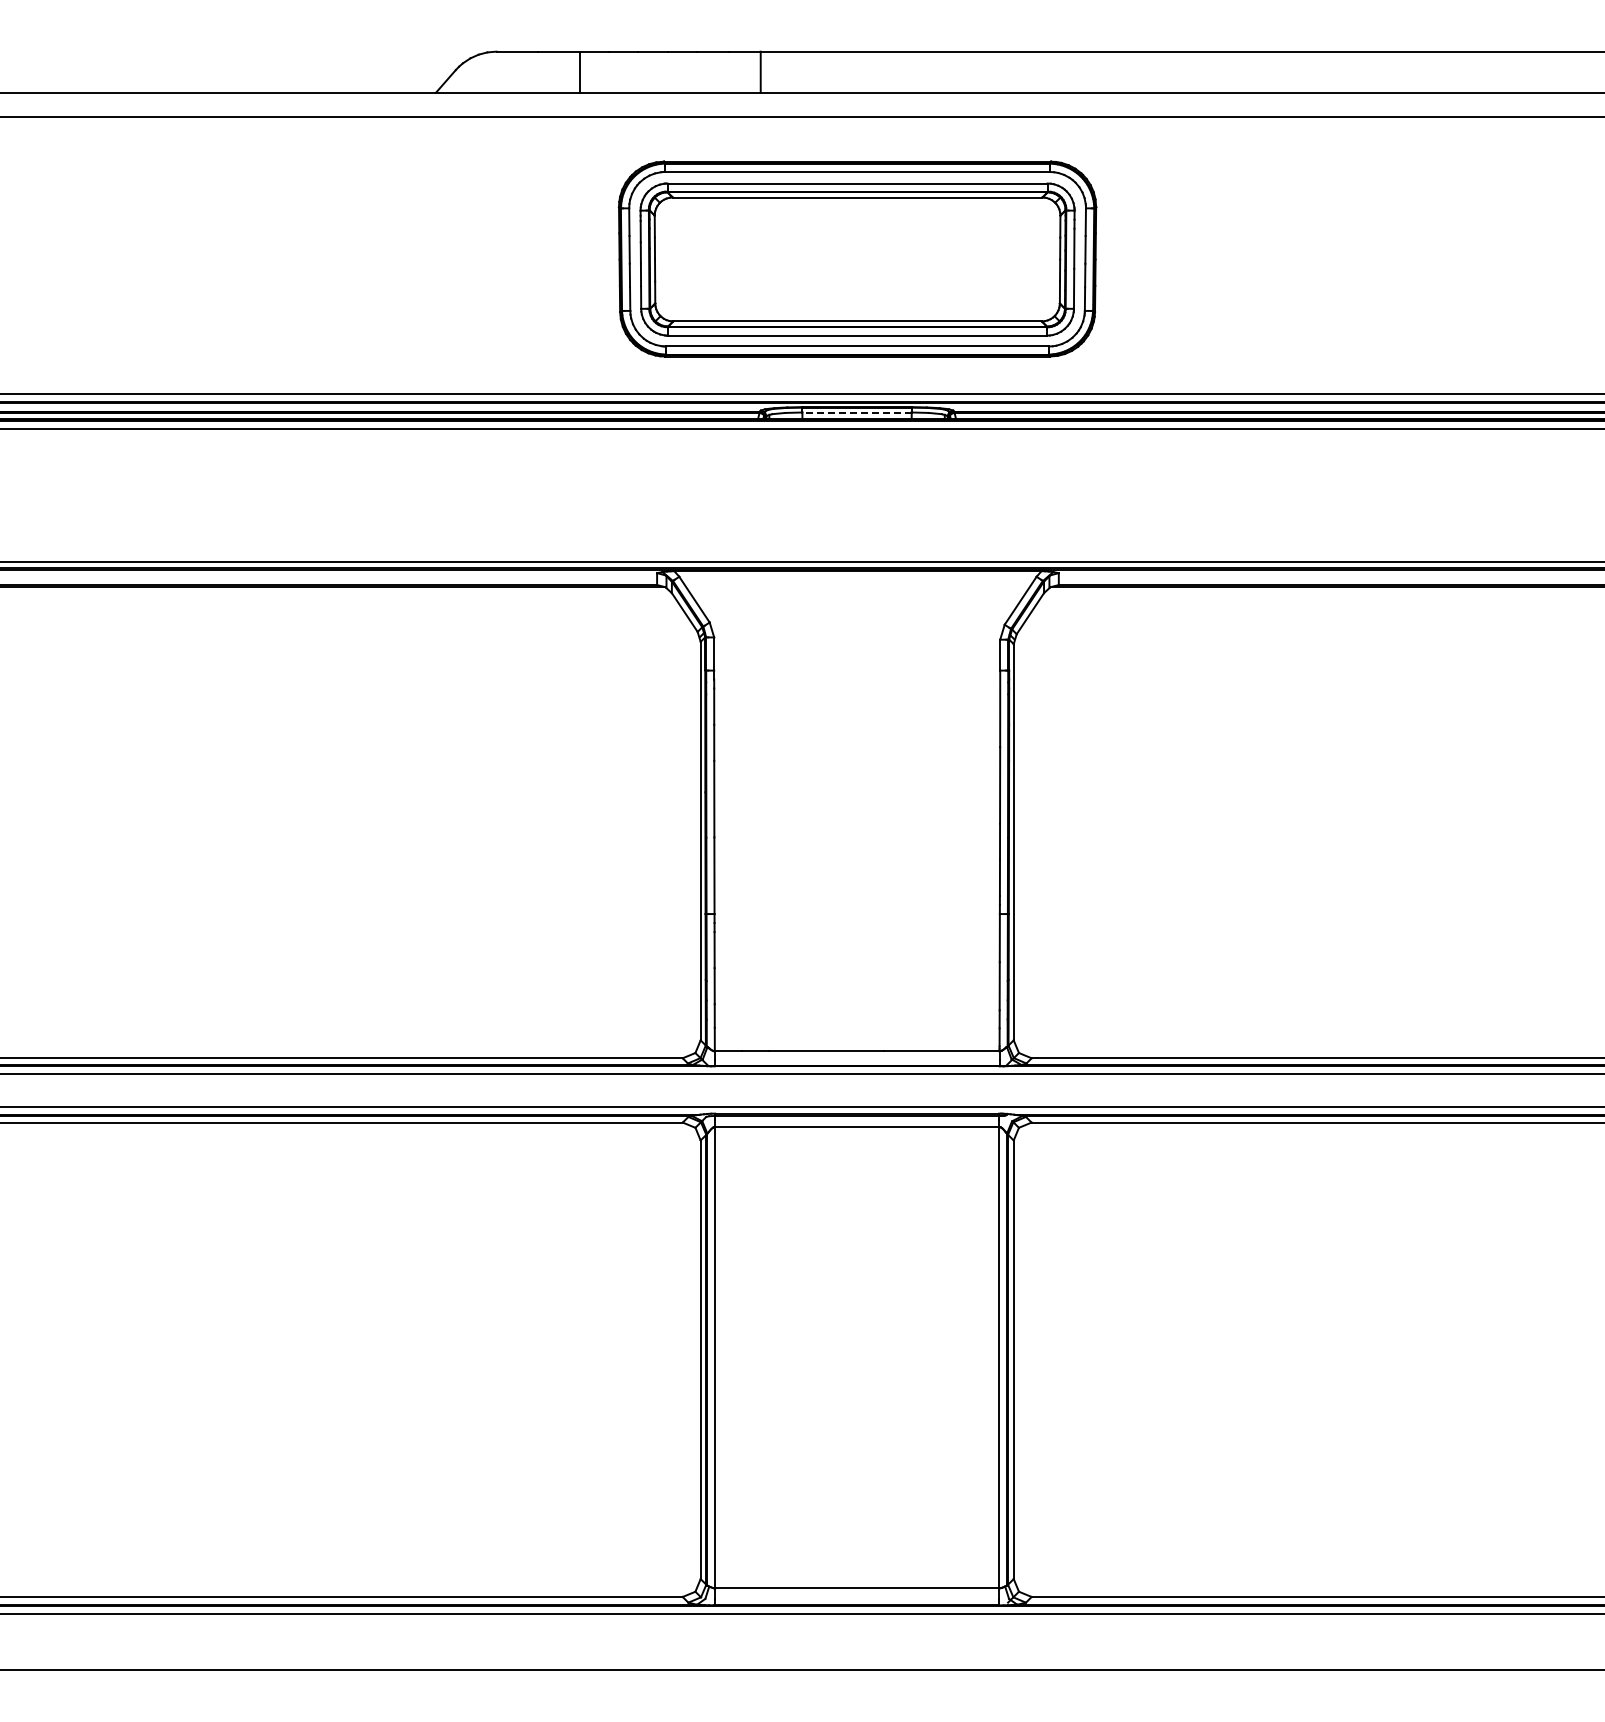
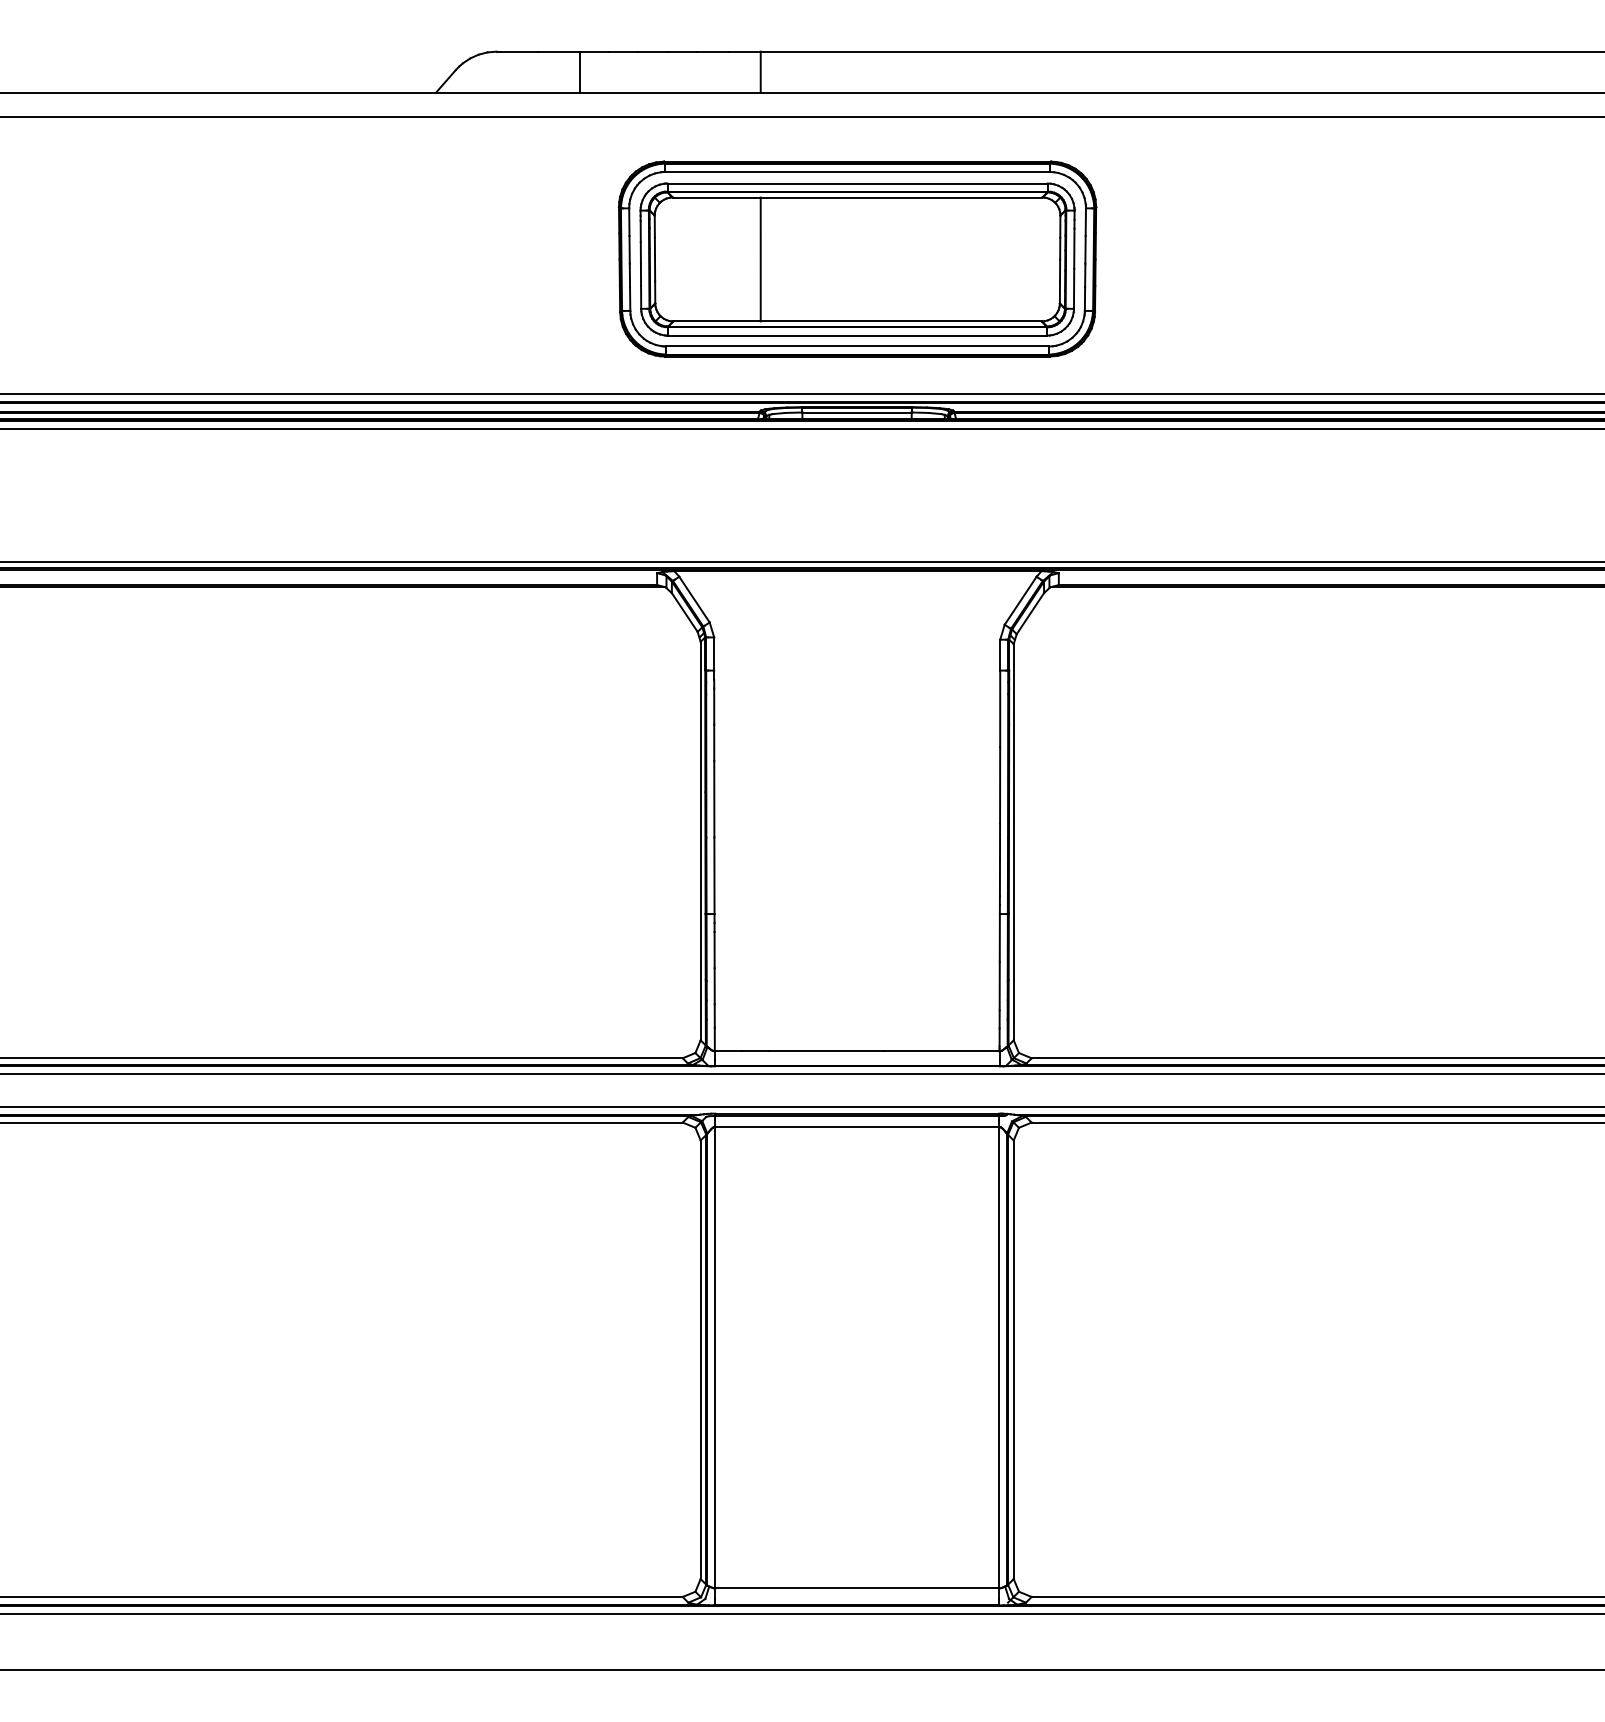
line: none -> present (760, 259)
line: dashed -> solid (857, 412)
